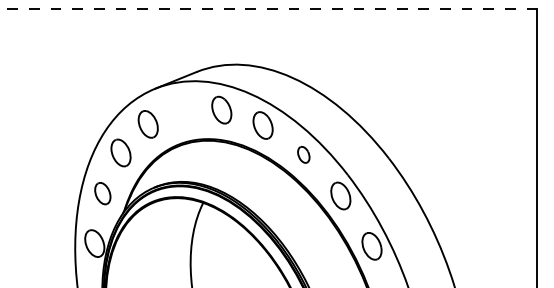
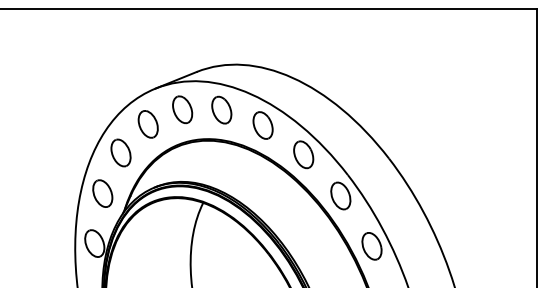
line: dashed -> solid (269, 8)
part: none -> present (182, 109)
part size: 14x19 px -> 22x30 px (303, 154)
part size: 18x24 px -> 22x29 px (102, 193)
